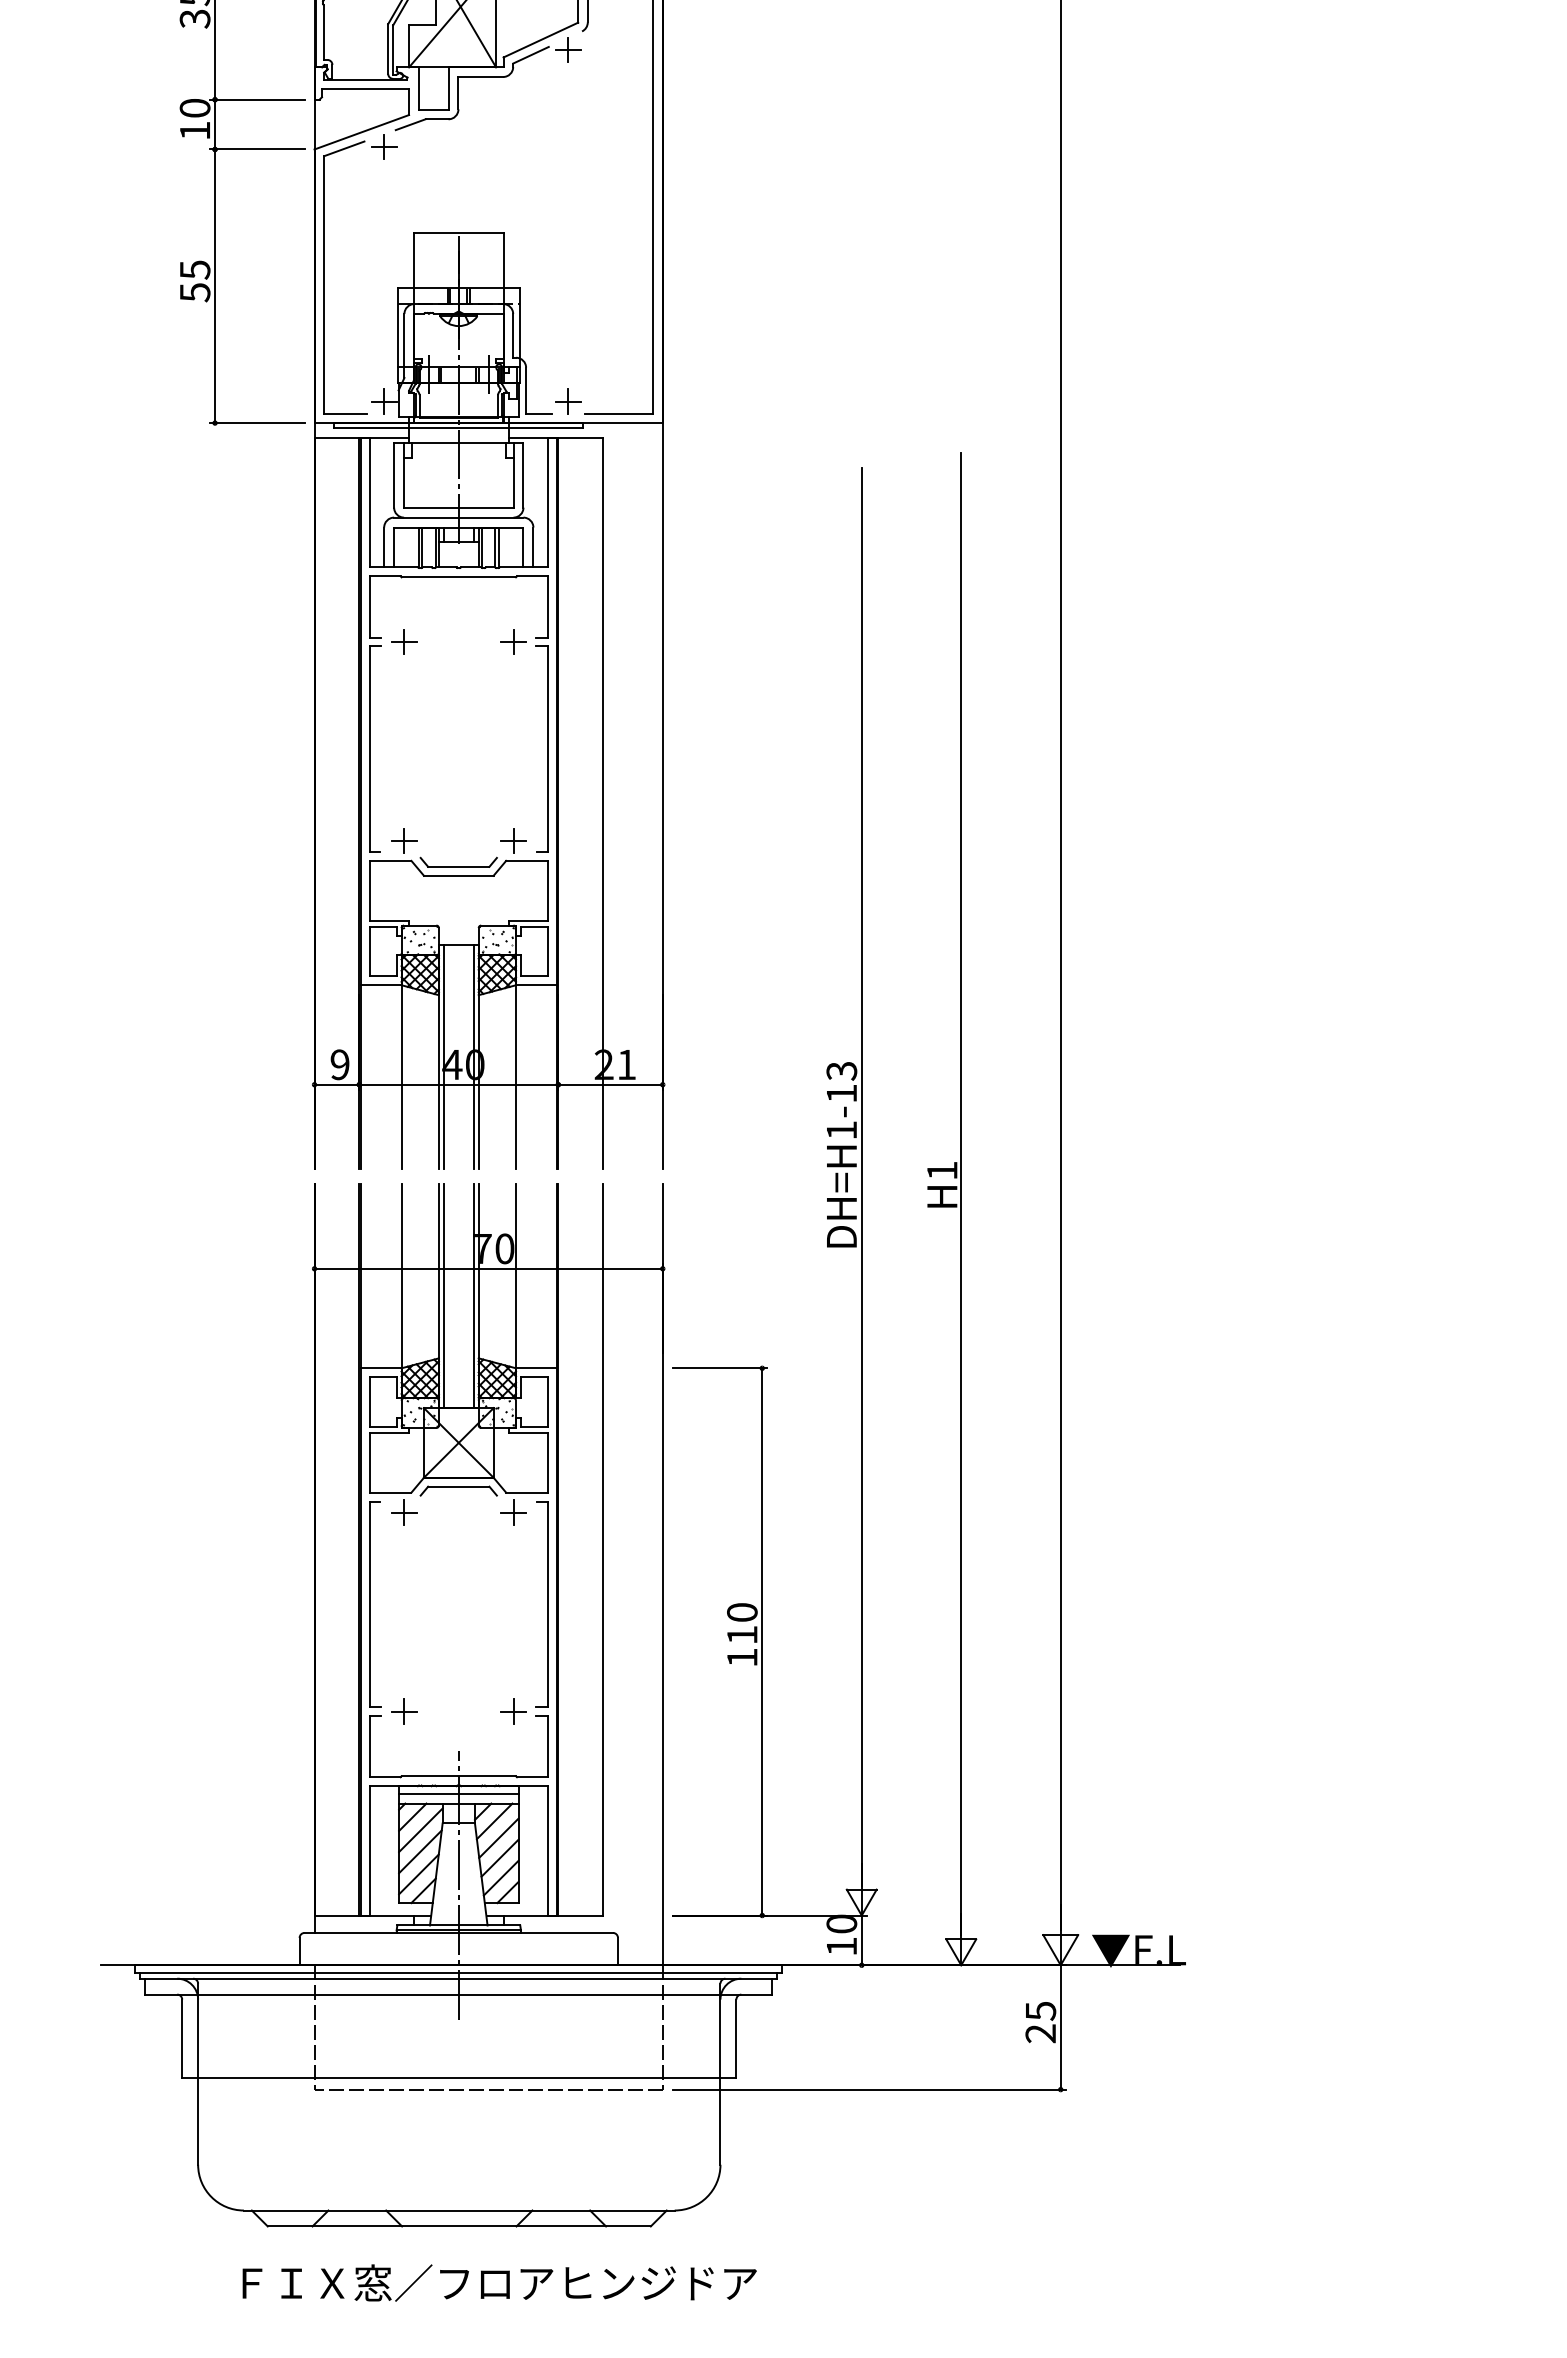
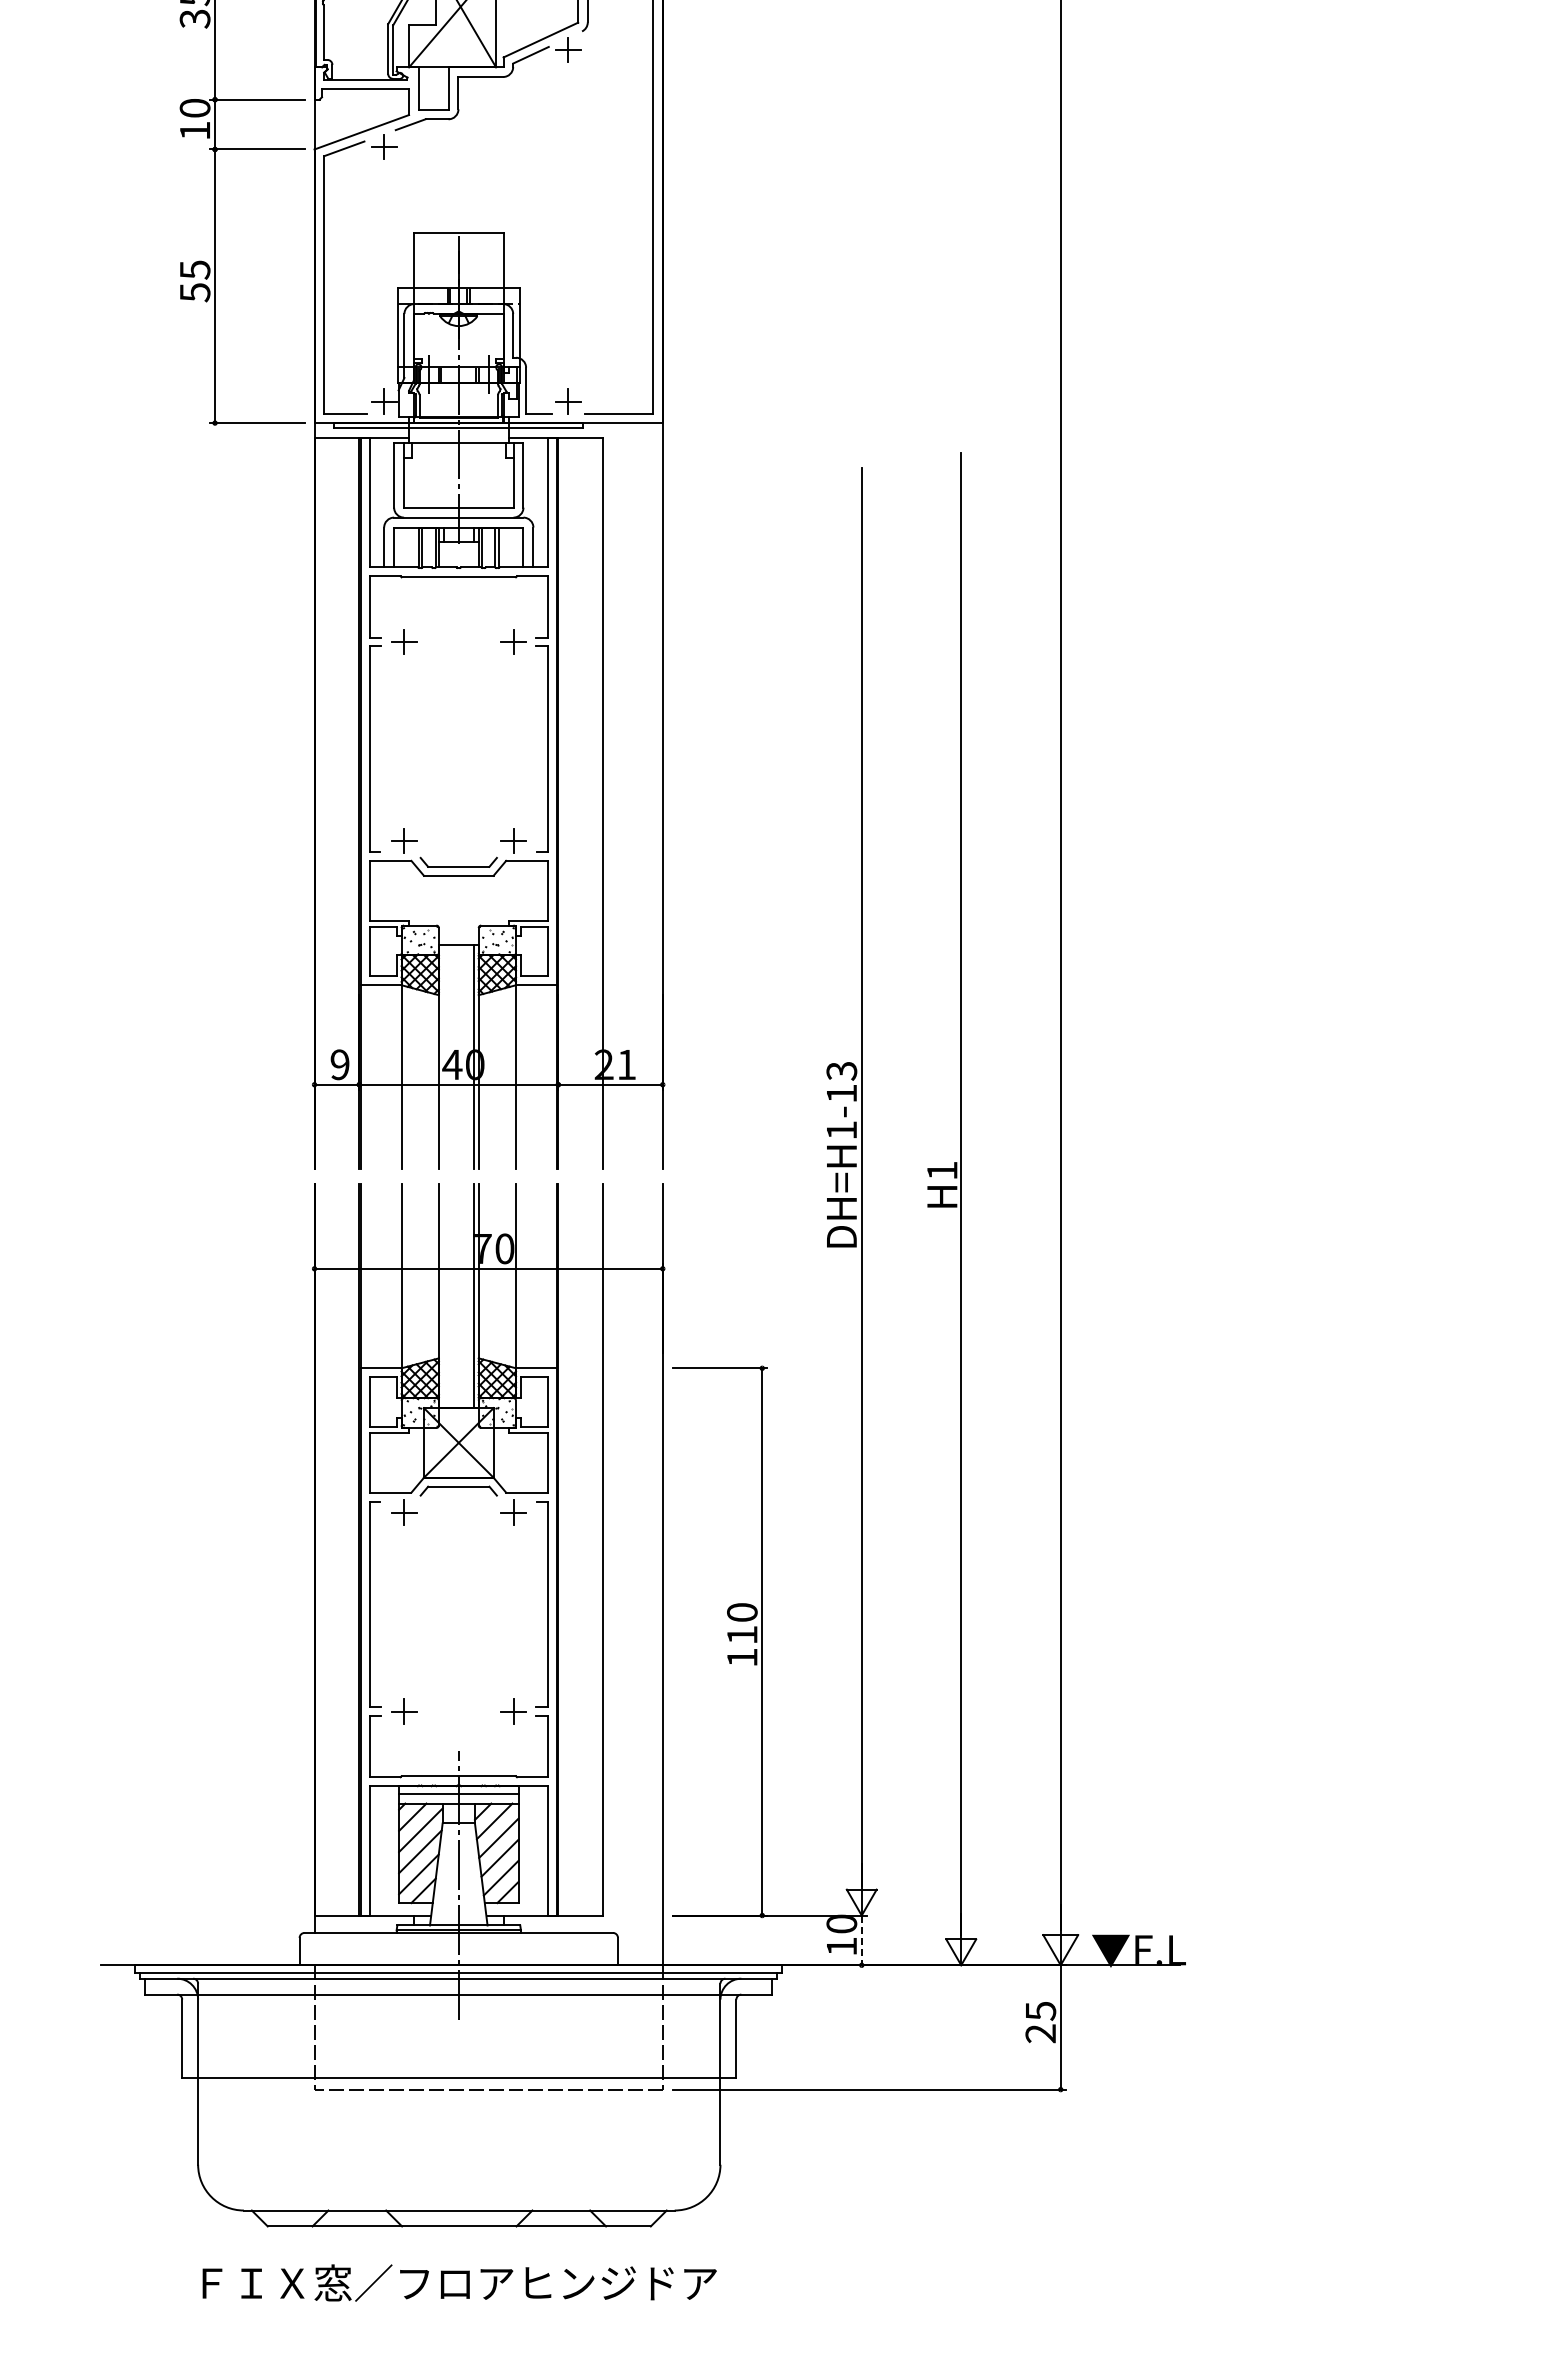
line: present -> none (443, 1057)
line: present -> none (443, 1296)
line: solid -> dashed (861, 1940)
text position: (499, 2282) -> (459, 2282) (459, 2282)
